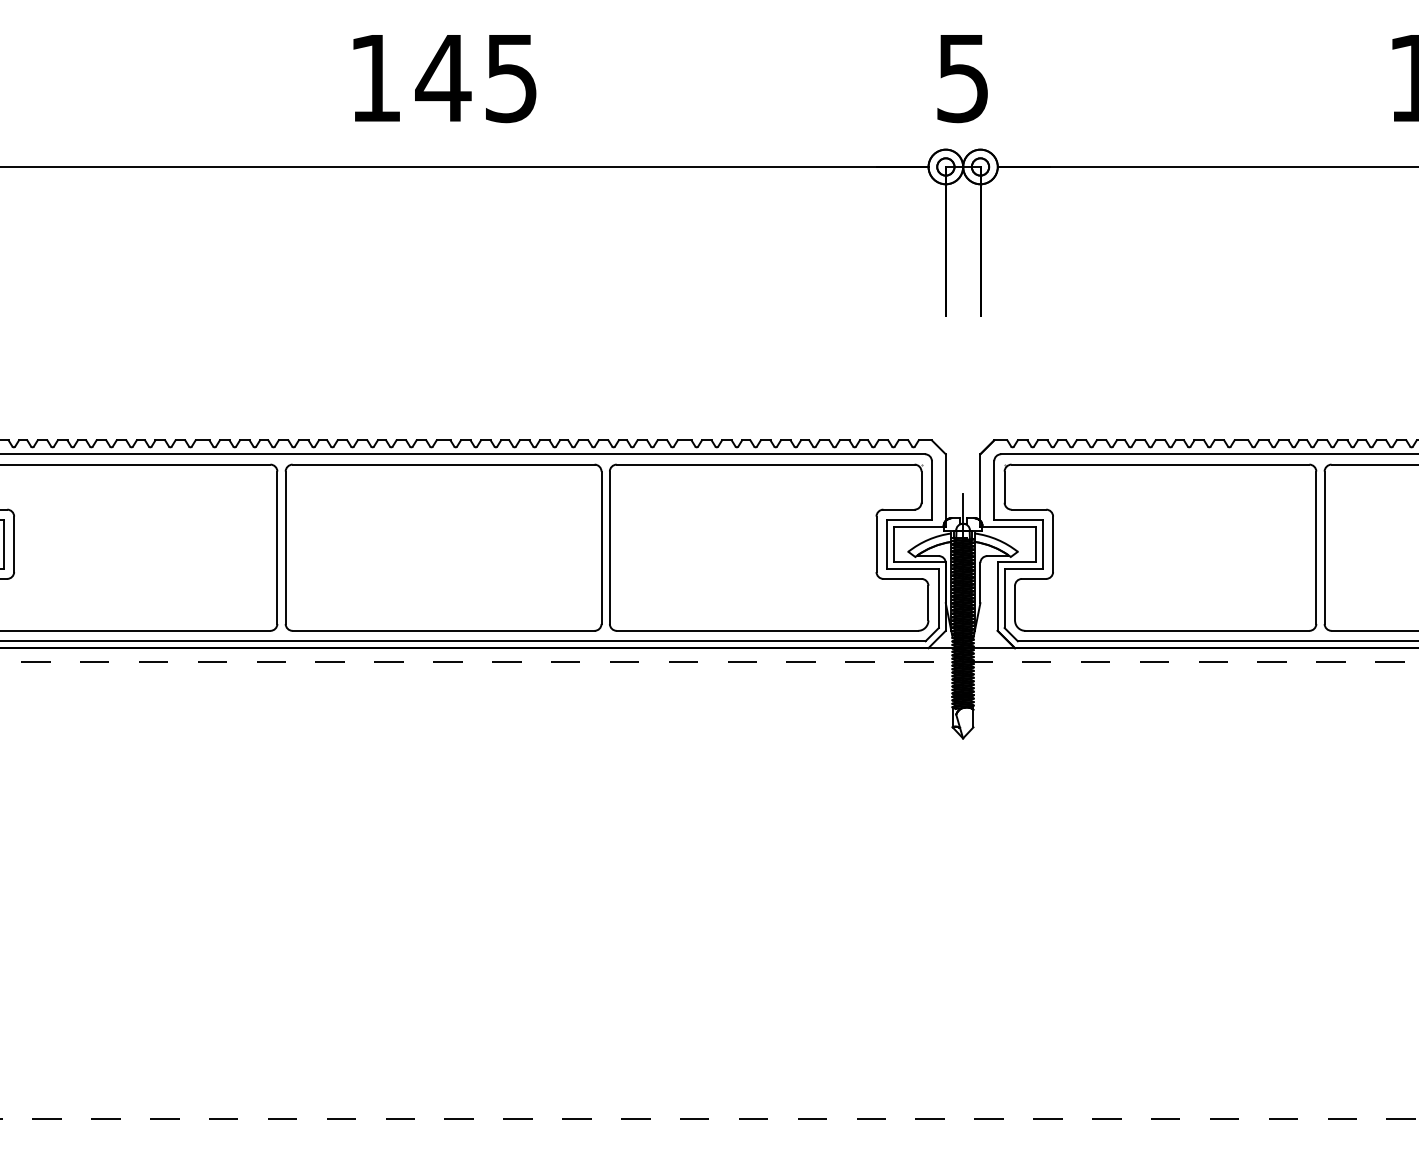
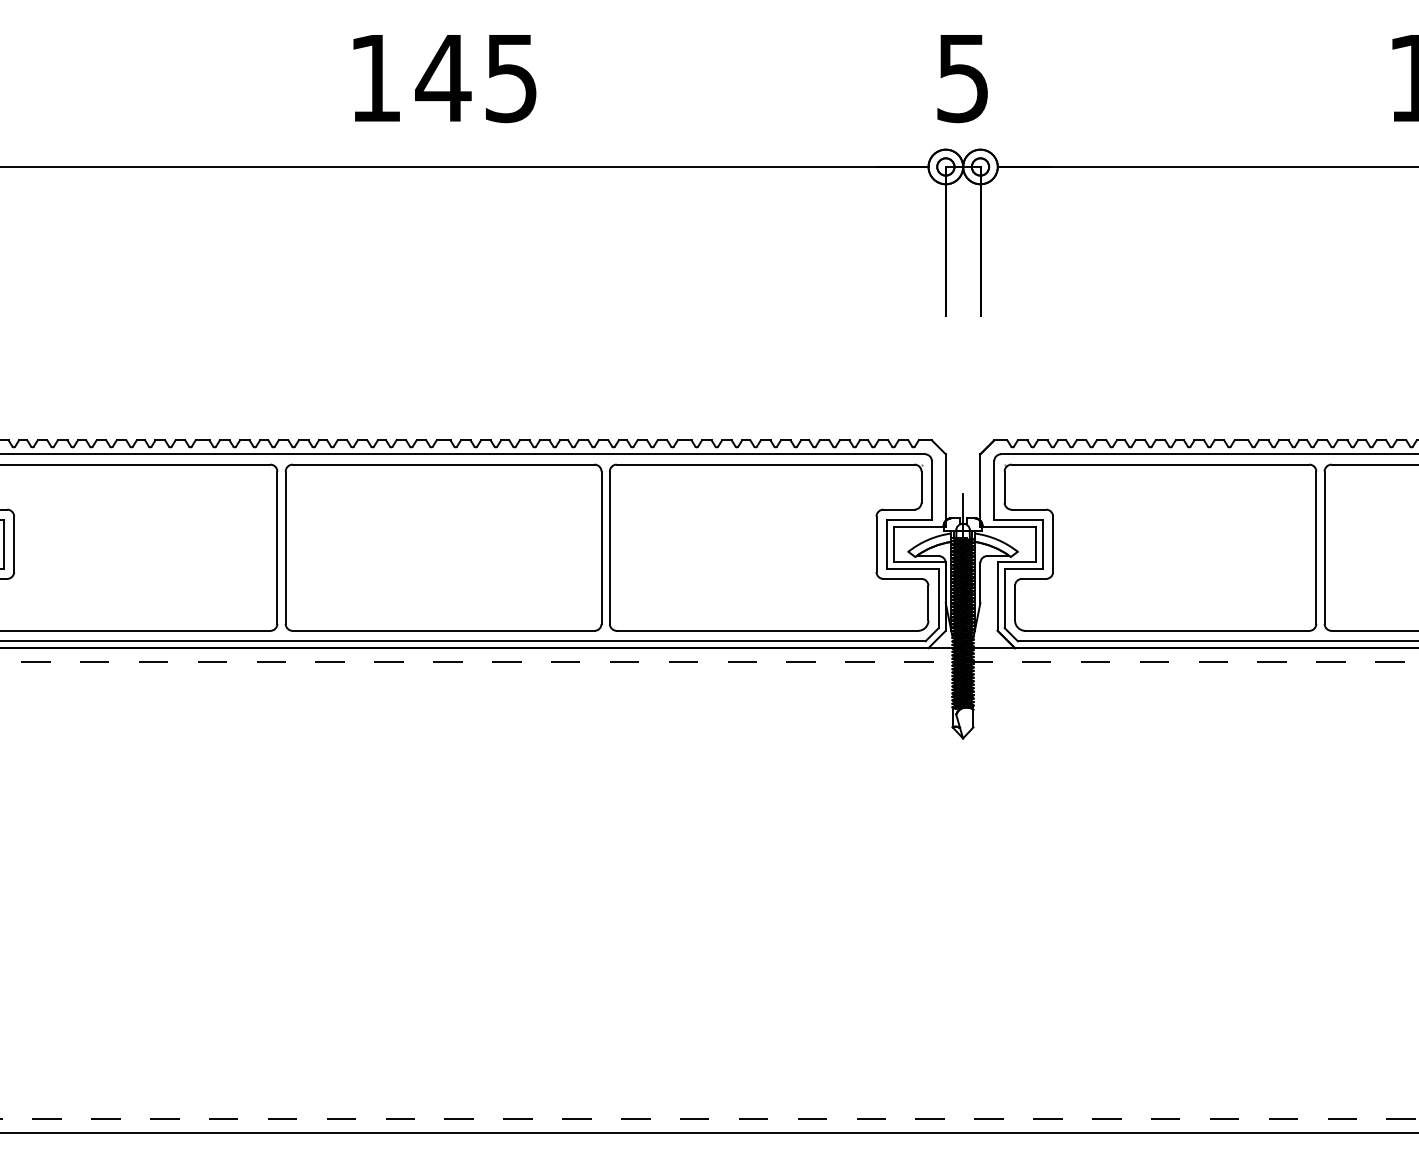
line: none -> present (708, 1133)
